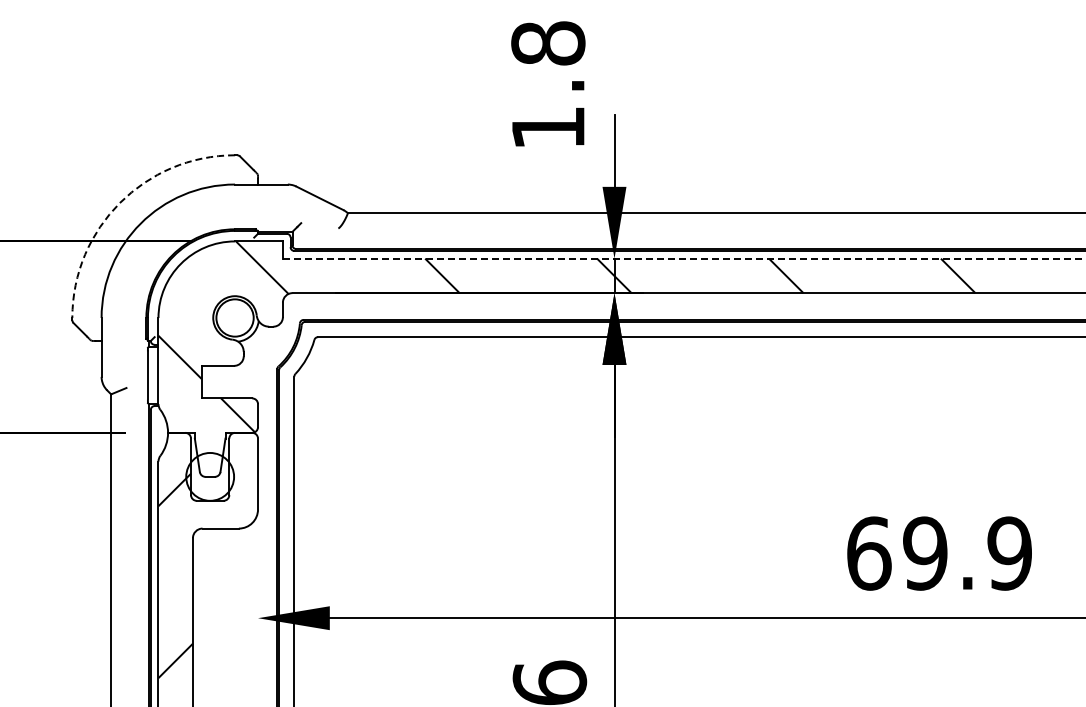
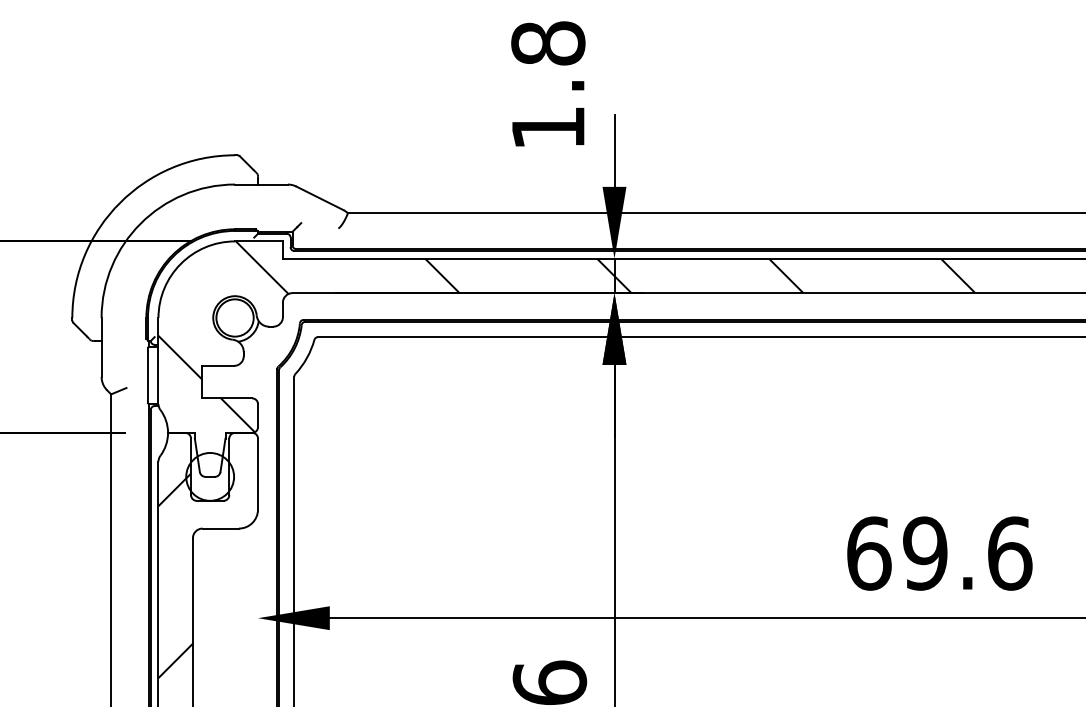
arc: dashed -> solid (120, 202)
line: dashed -> solid (683, 258)
text: 69.9 -> 69.6 (1009, 553)
